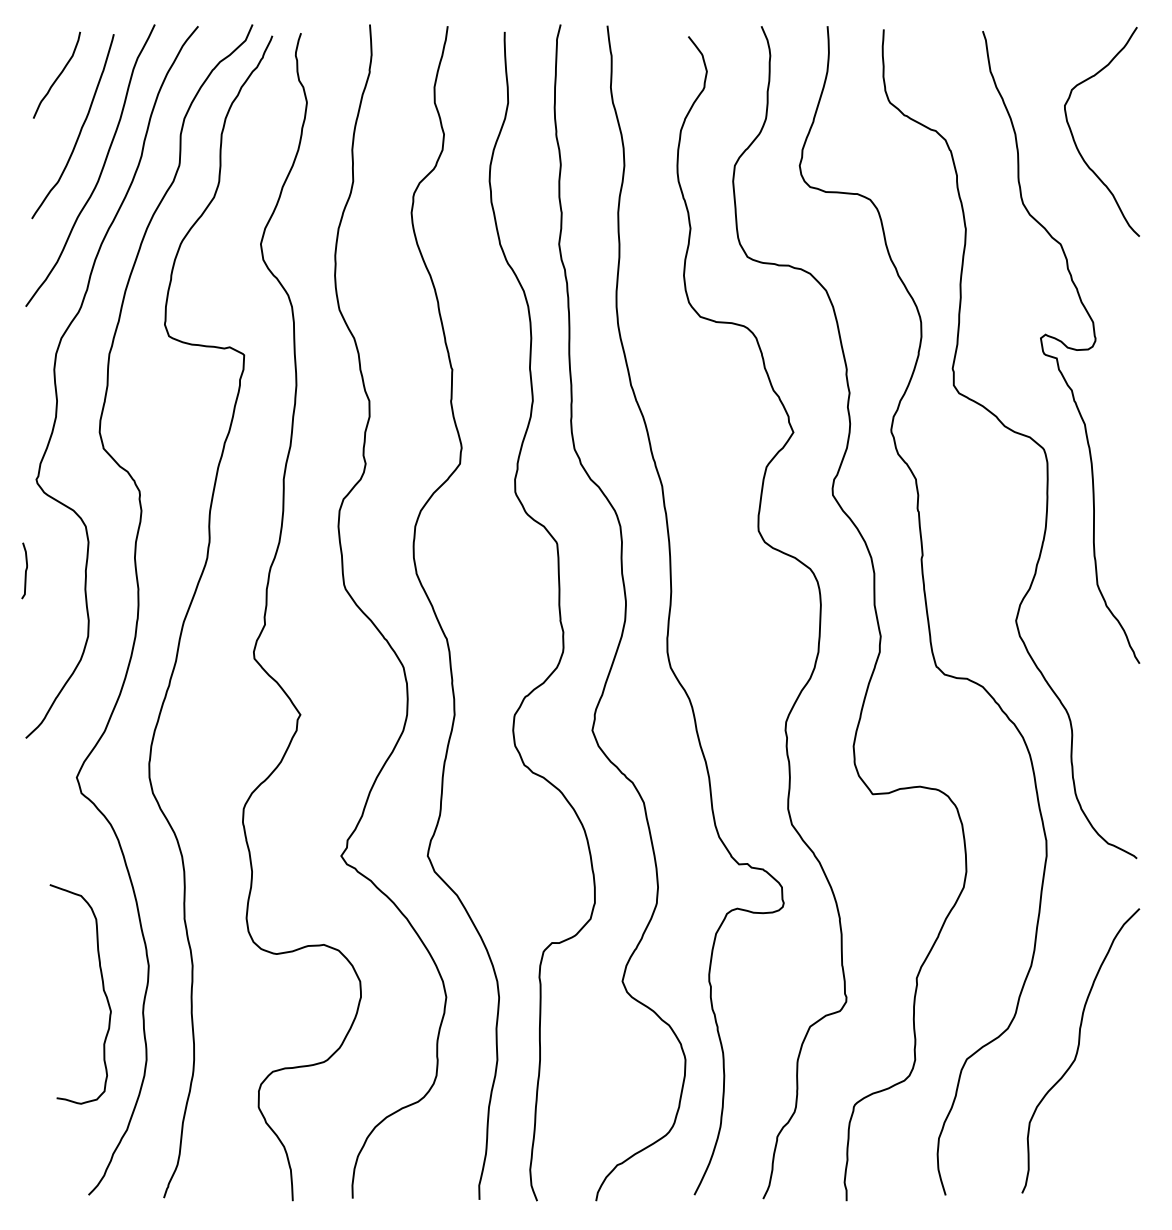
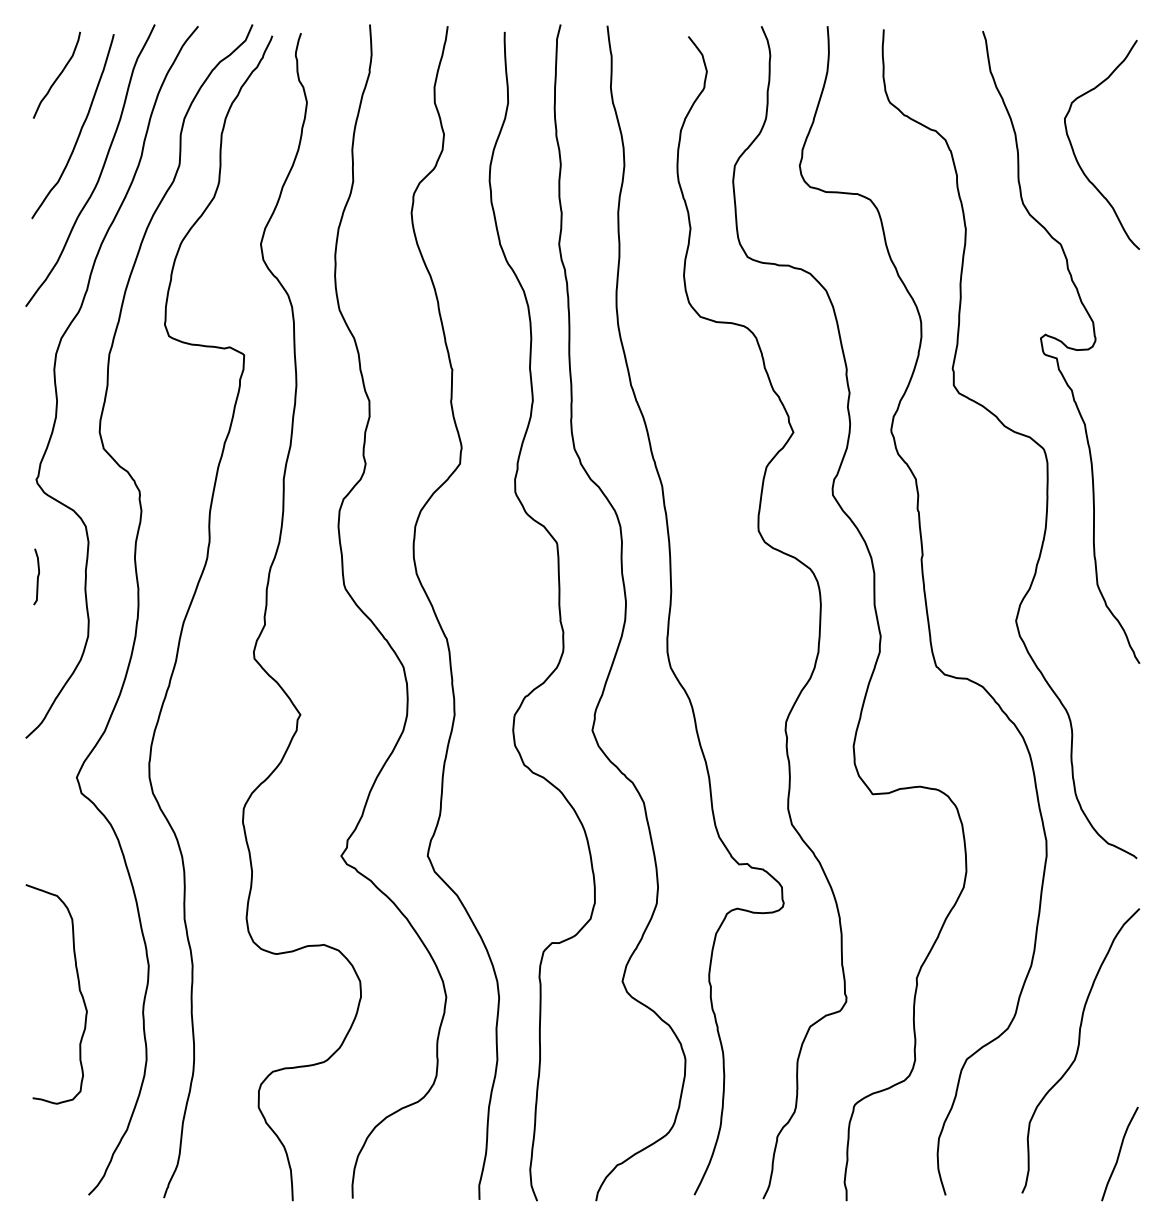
curve position: (1076, 143) -> (1076, 156) (1076, 156)
curve position: (25, 570) -> (37, 576) (37, 576)
curve position: (102, 989) -> (78, 989) (78, 989)
curve: none -> present (1119, 1153)
